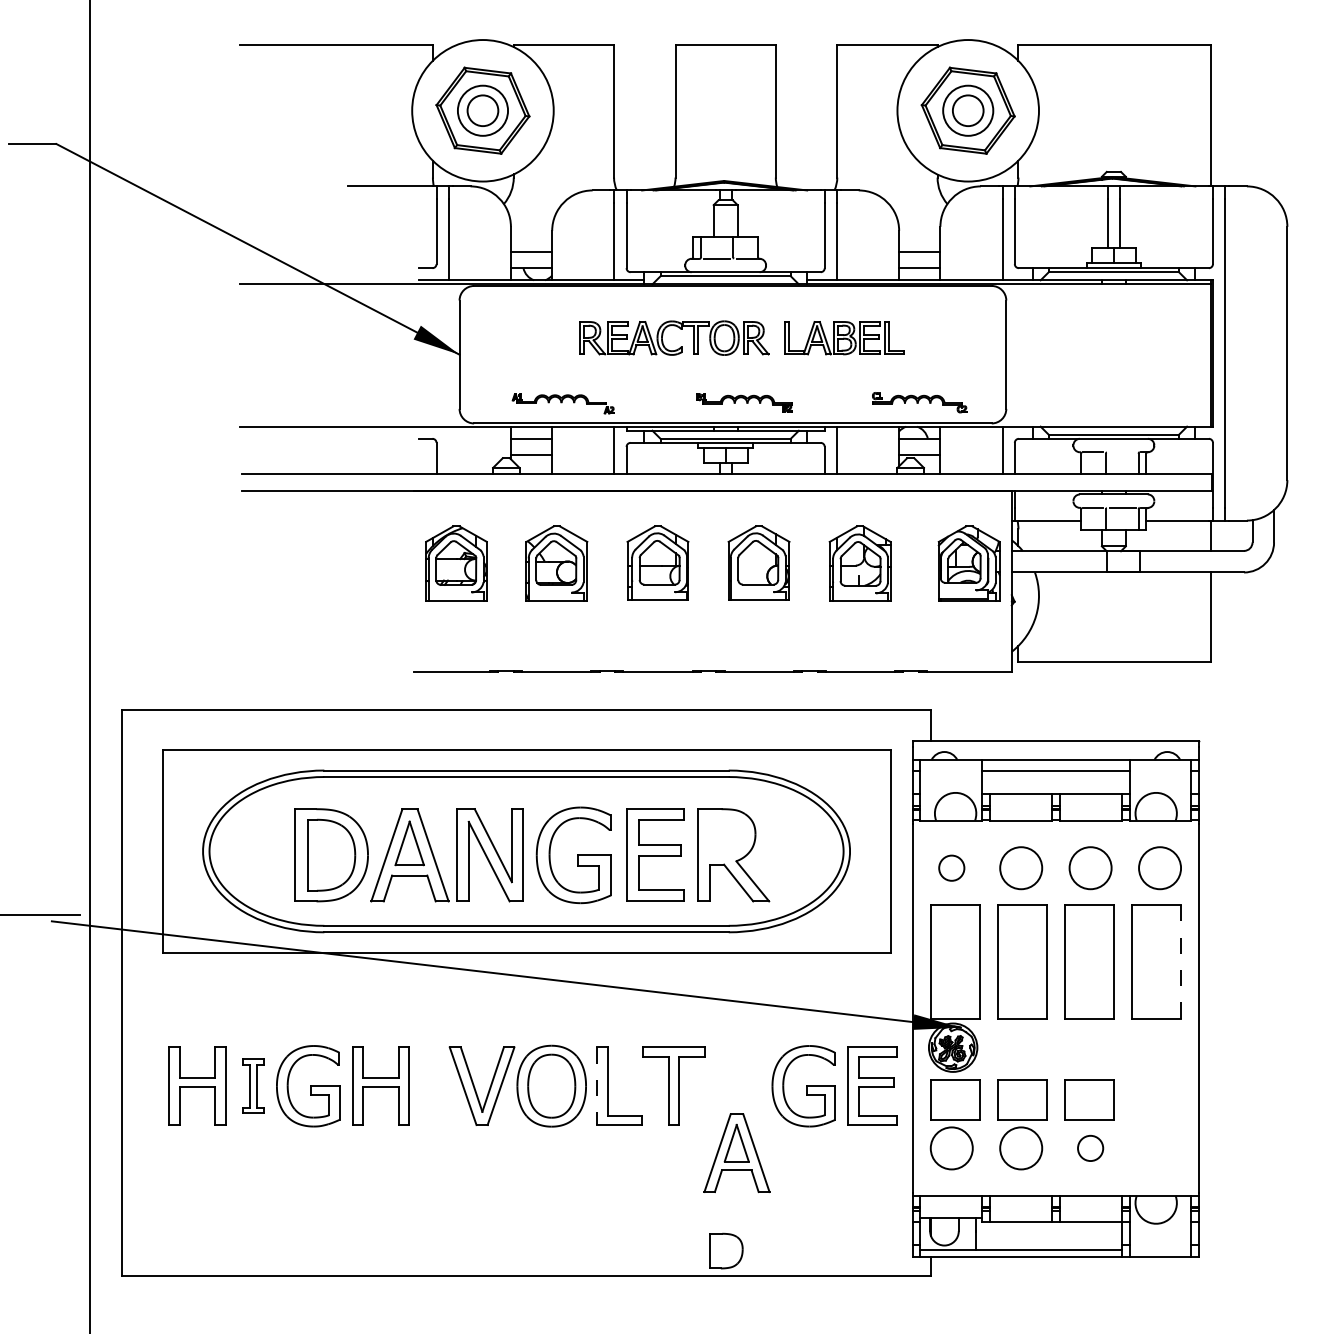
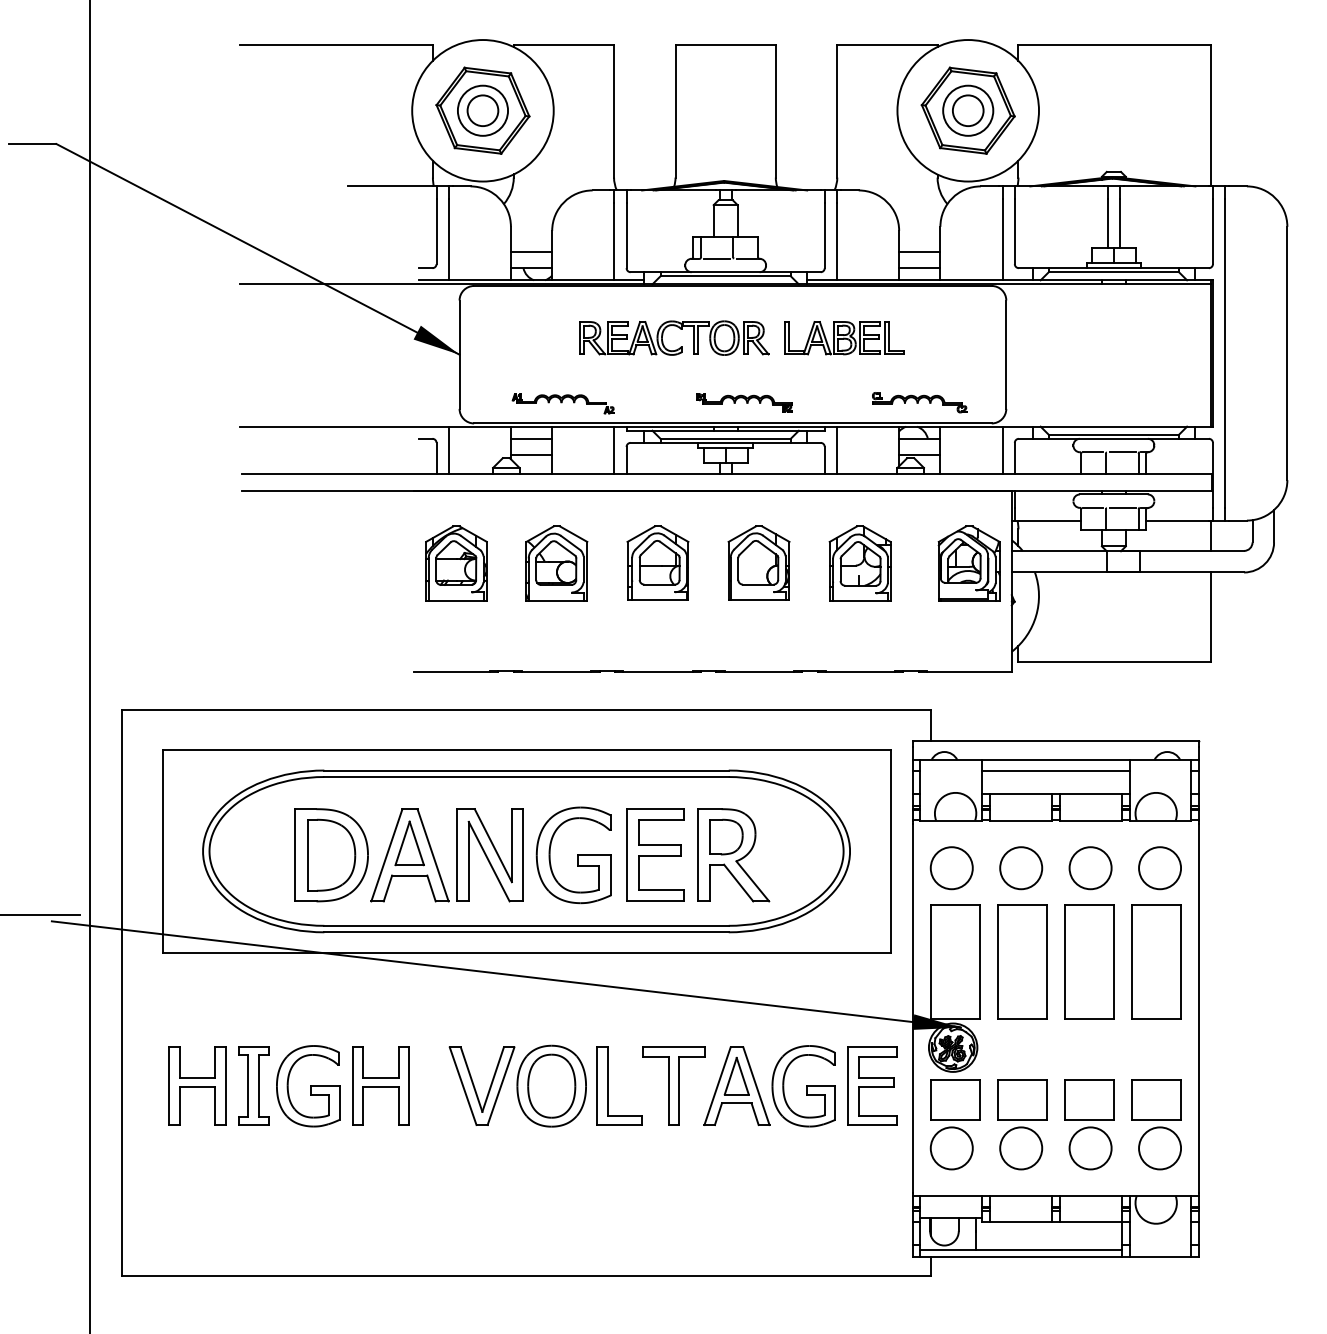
line: none -> present (448, 450)
line: none -> present (1122, 452)
circle diameter: 25 px -> 42 px (951, 868)
line: dashed -> solid (1180, 961)
part size: 23x56 px -> 32x80 px (253, 1085)
line: dashed -> solid (597, 1086)
part: none -> present (1156, 1124)
circle diameter: 25 px -> 42 px (1090, 1148)
part position: (736, 1152) -> (736, 1085) (736, 1085)
part position: (726, 1250) -> (726, 836) (726, 836)
